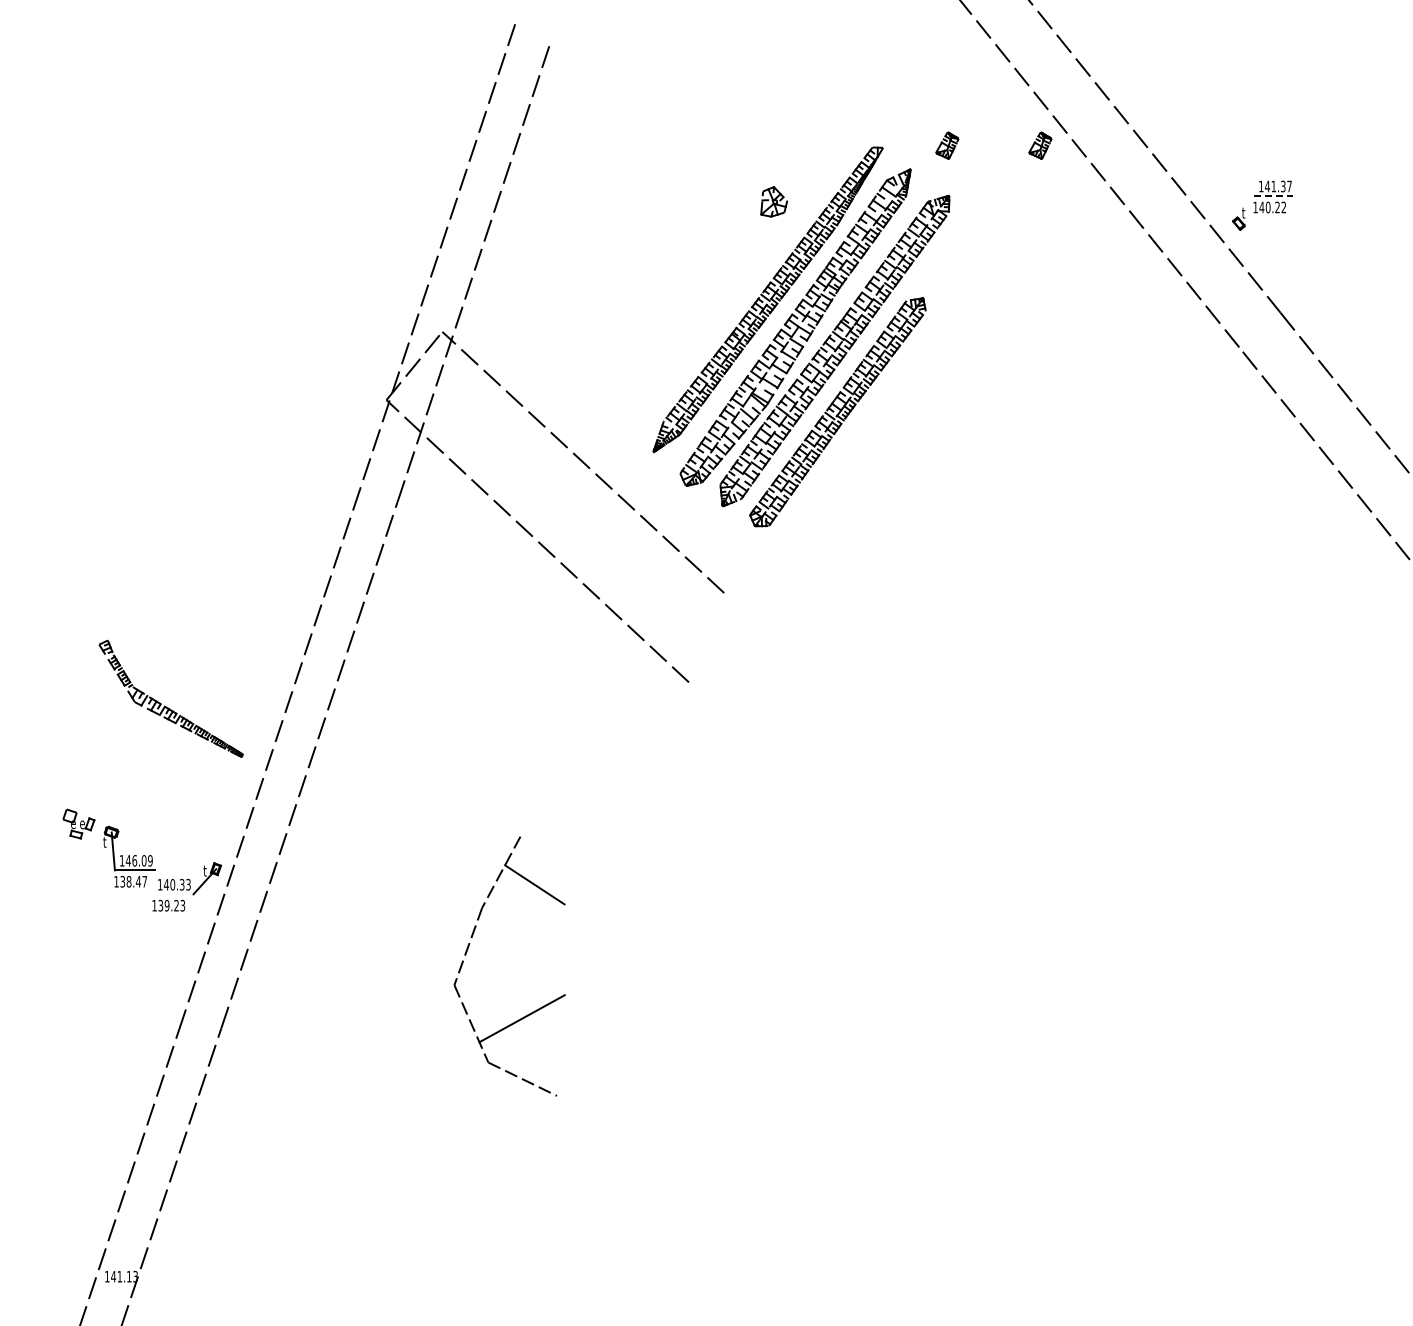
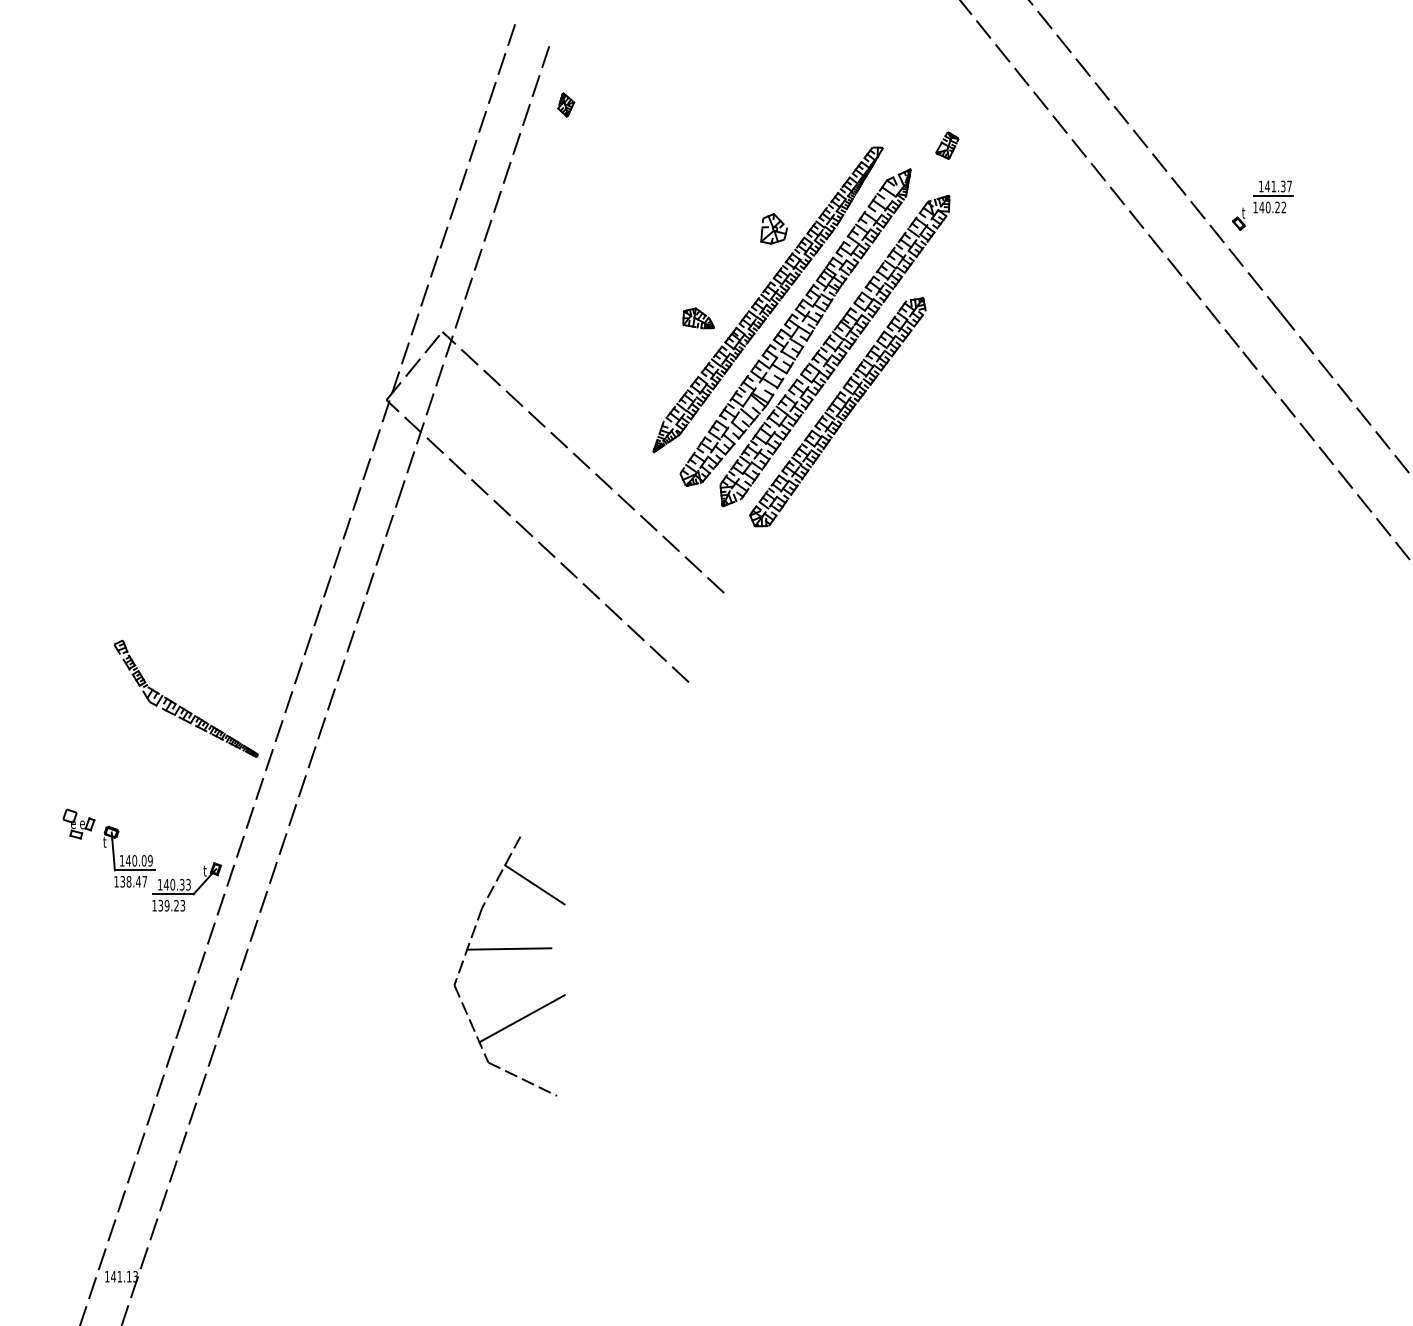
part: none -> present (566, 104)
part: present -> none (1040, 145)
line: dashed -> solid (1273, 196)
part position: (773, 201) -> (773, 228) (773, 228)
part: none -> present (698, 318)
part position: (166, 706) -> (181, 706) (181, 706)
text: 146.09 -> 140.09 (134, 860)
line: none -> present (172, 894)
line: none -> present (509, 948)
